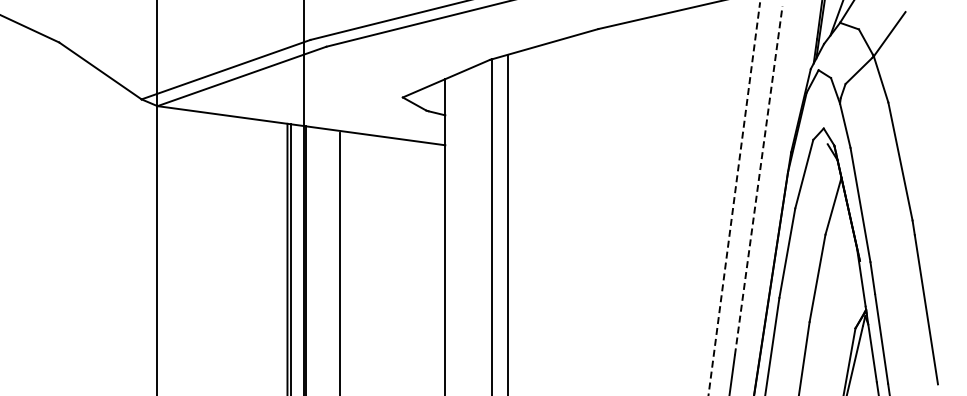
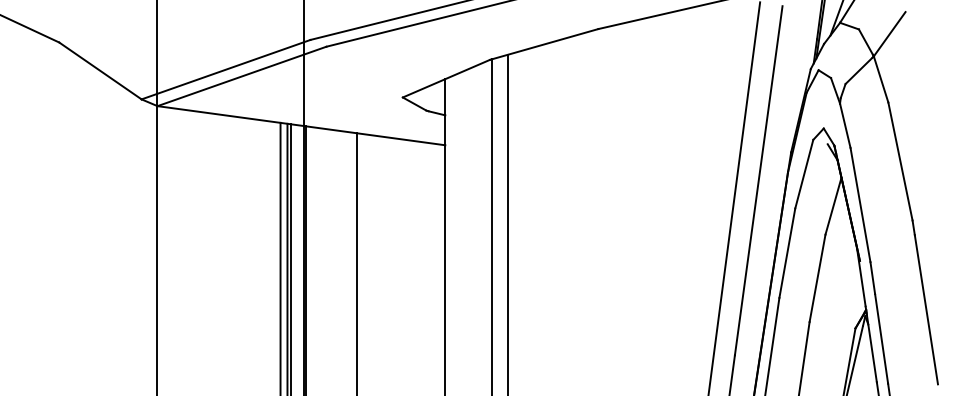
line: dashed -> solid (758, 180)
line: dashed -> solid (734, 198)
line: none -> present (280, 257)
line position: (339, 262) -> (356, 262) (356, 262)
